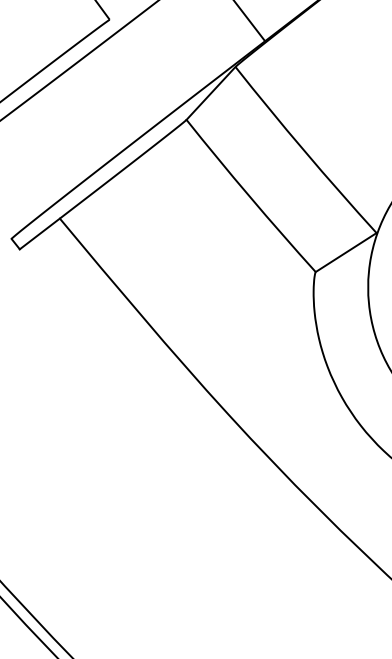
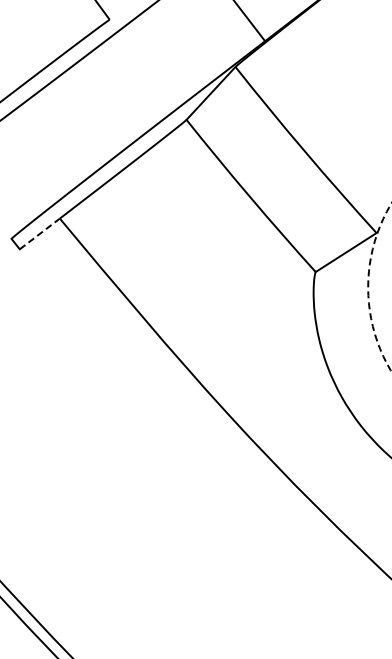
line: solid -> dashed (40, 233)
arc: solid -> dashed (368, 287)
